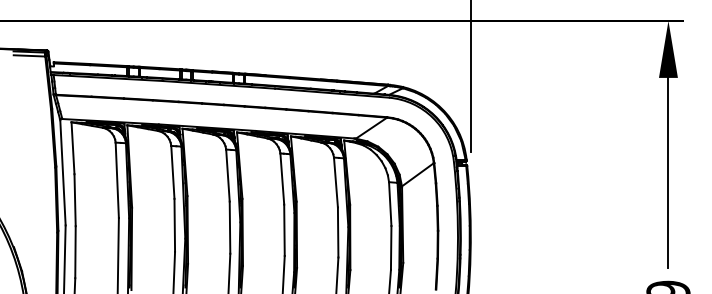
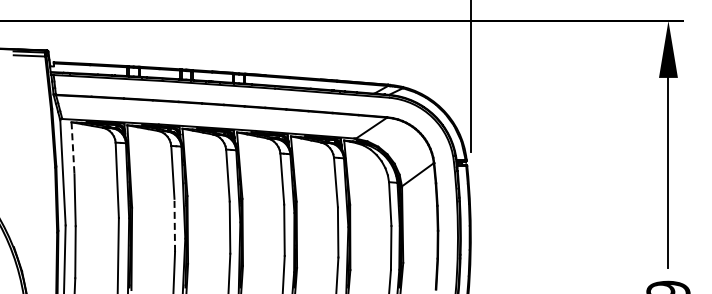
line: solid -> dashed (73, 148)
line: solid -> dashed (174, 225)
